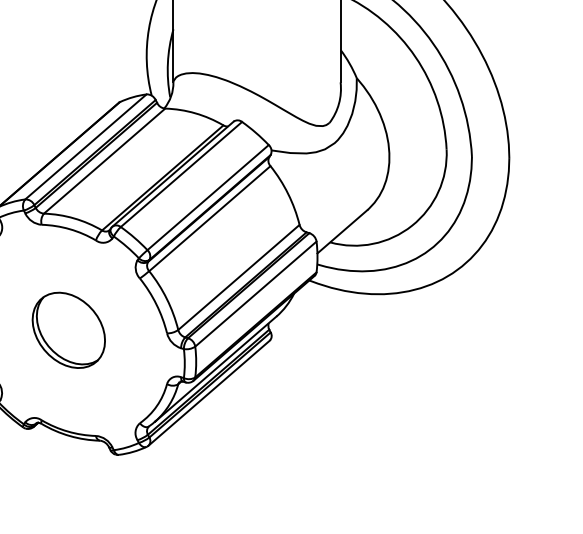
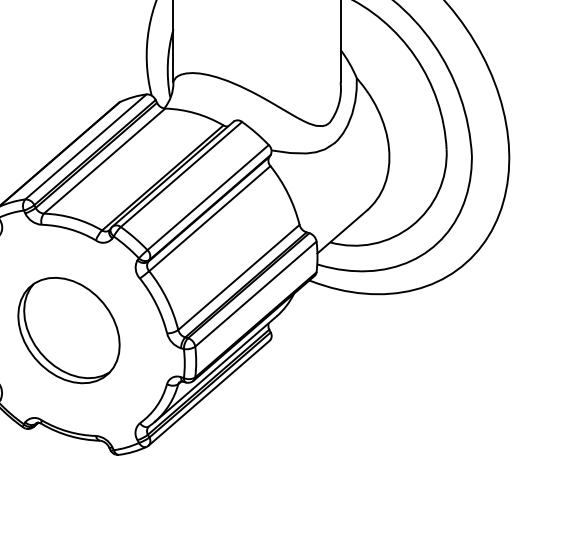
part size: 75x78 px -> 104x109 px (68, 330)
